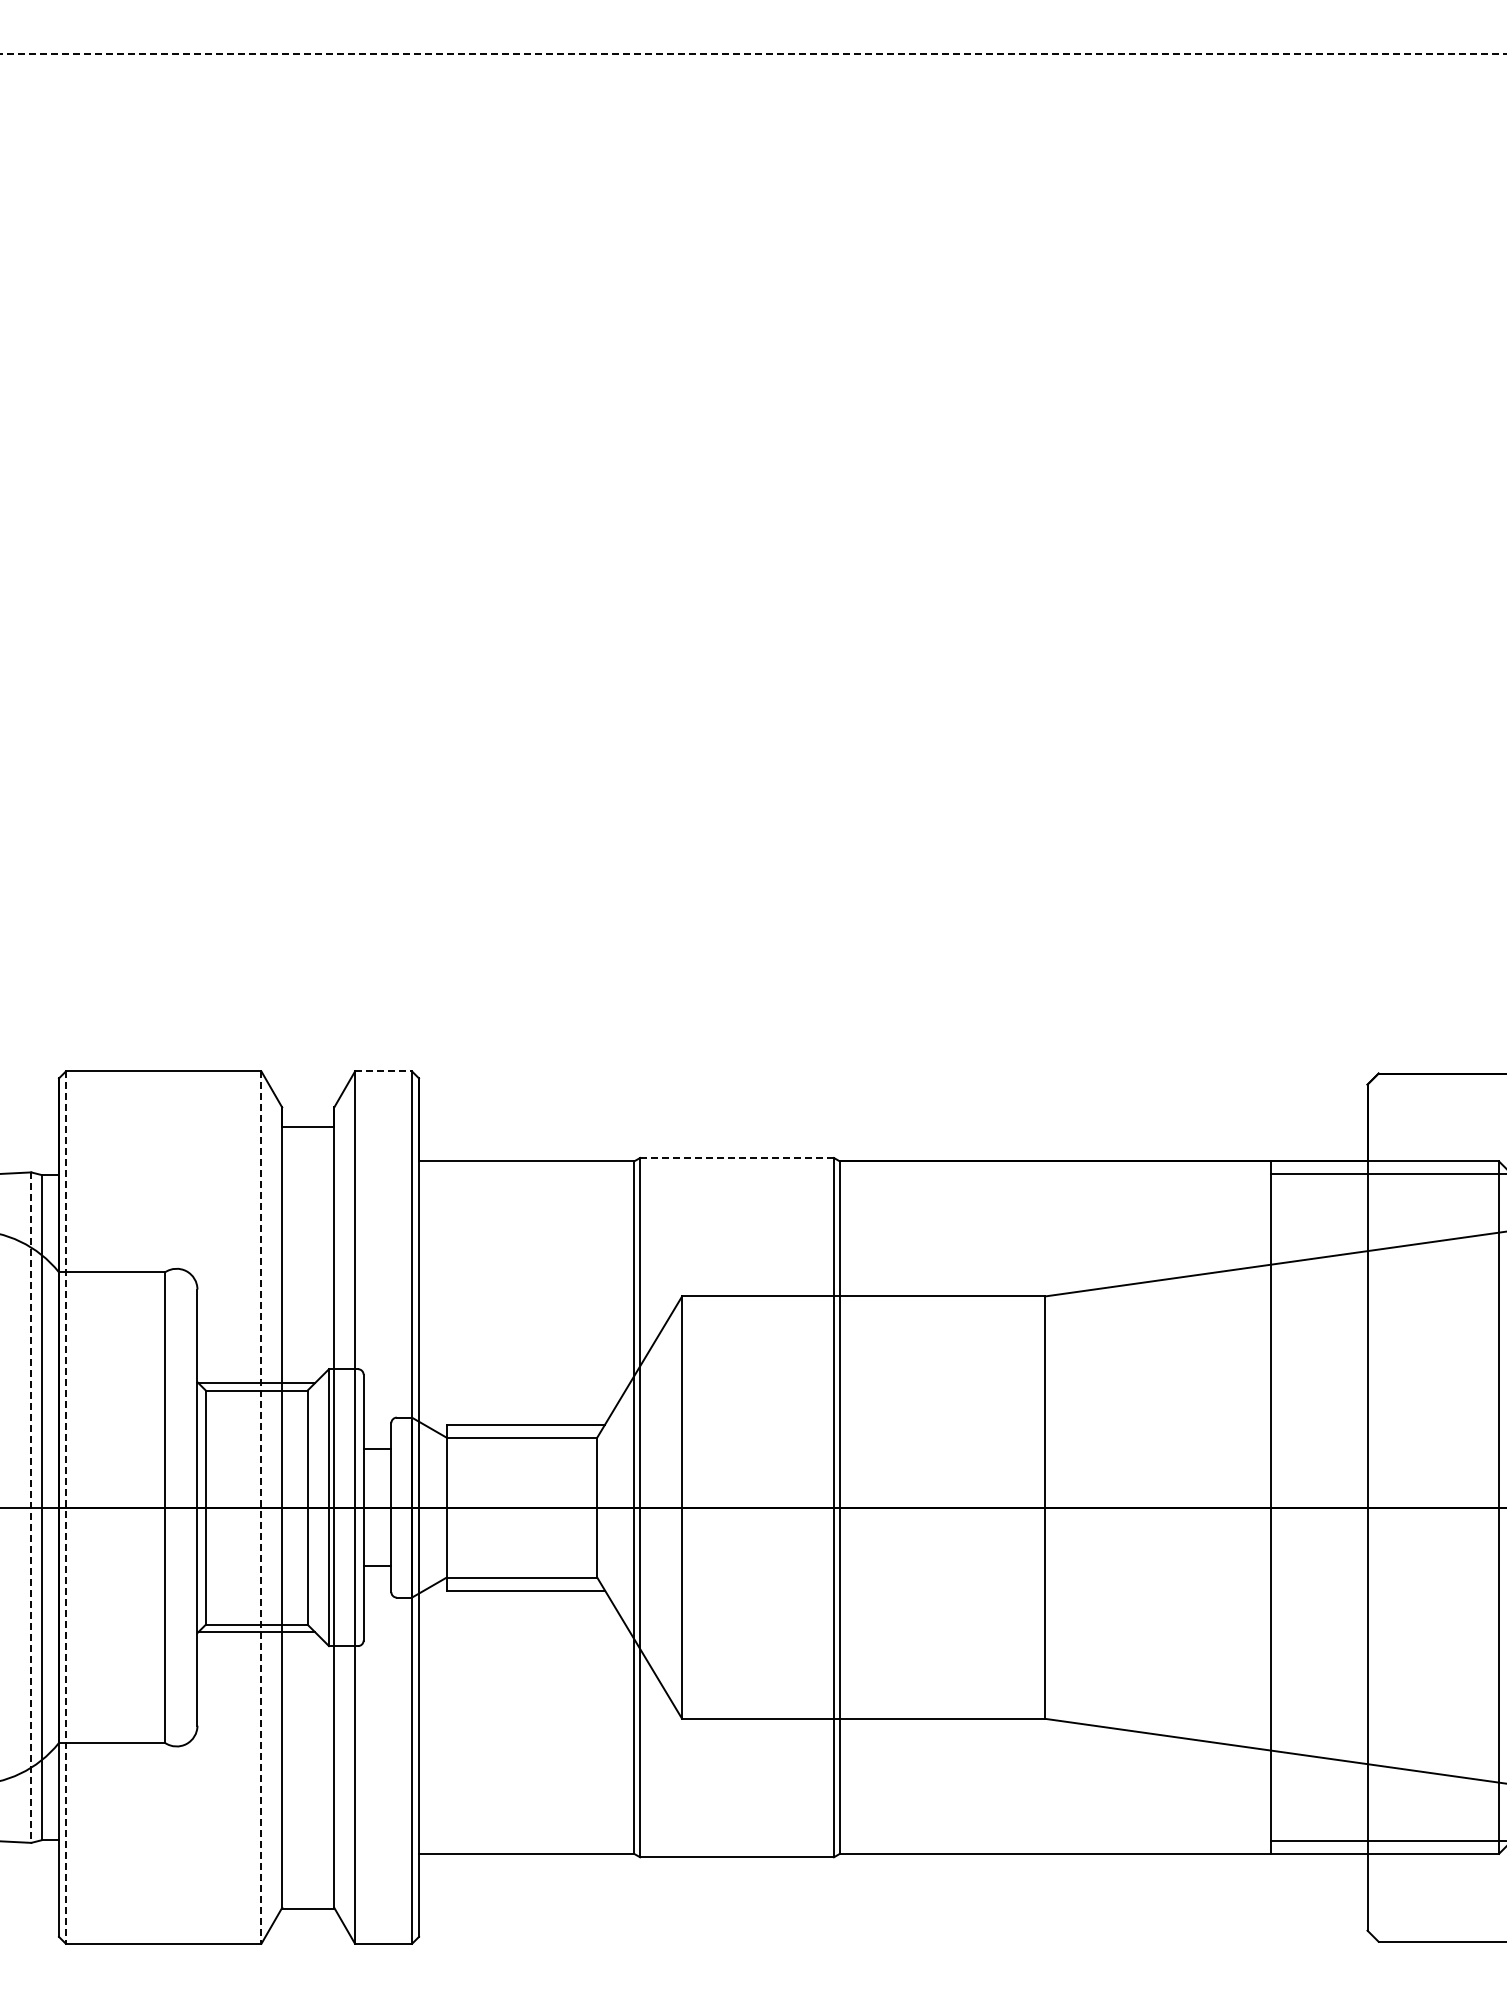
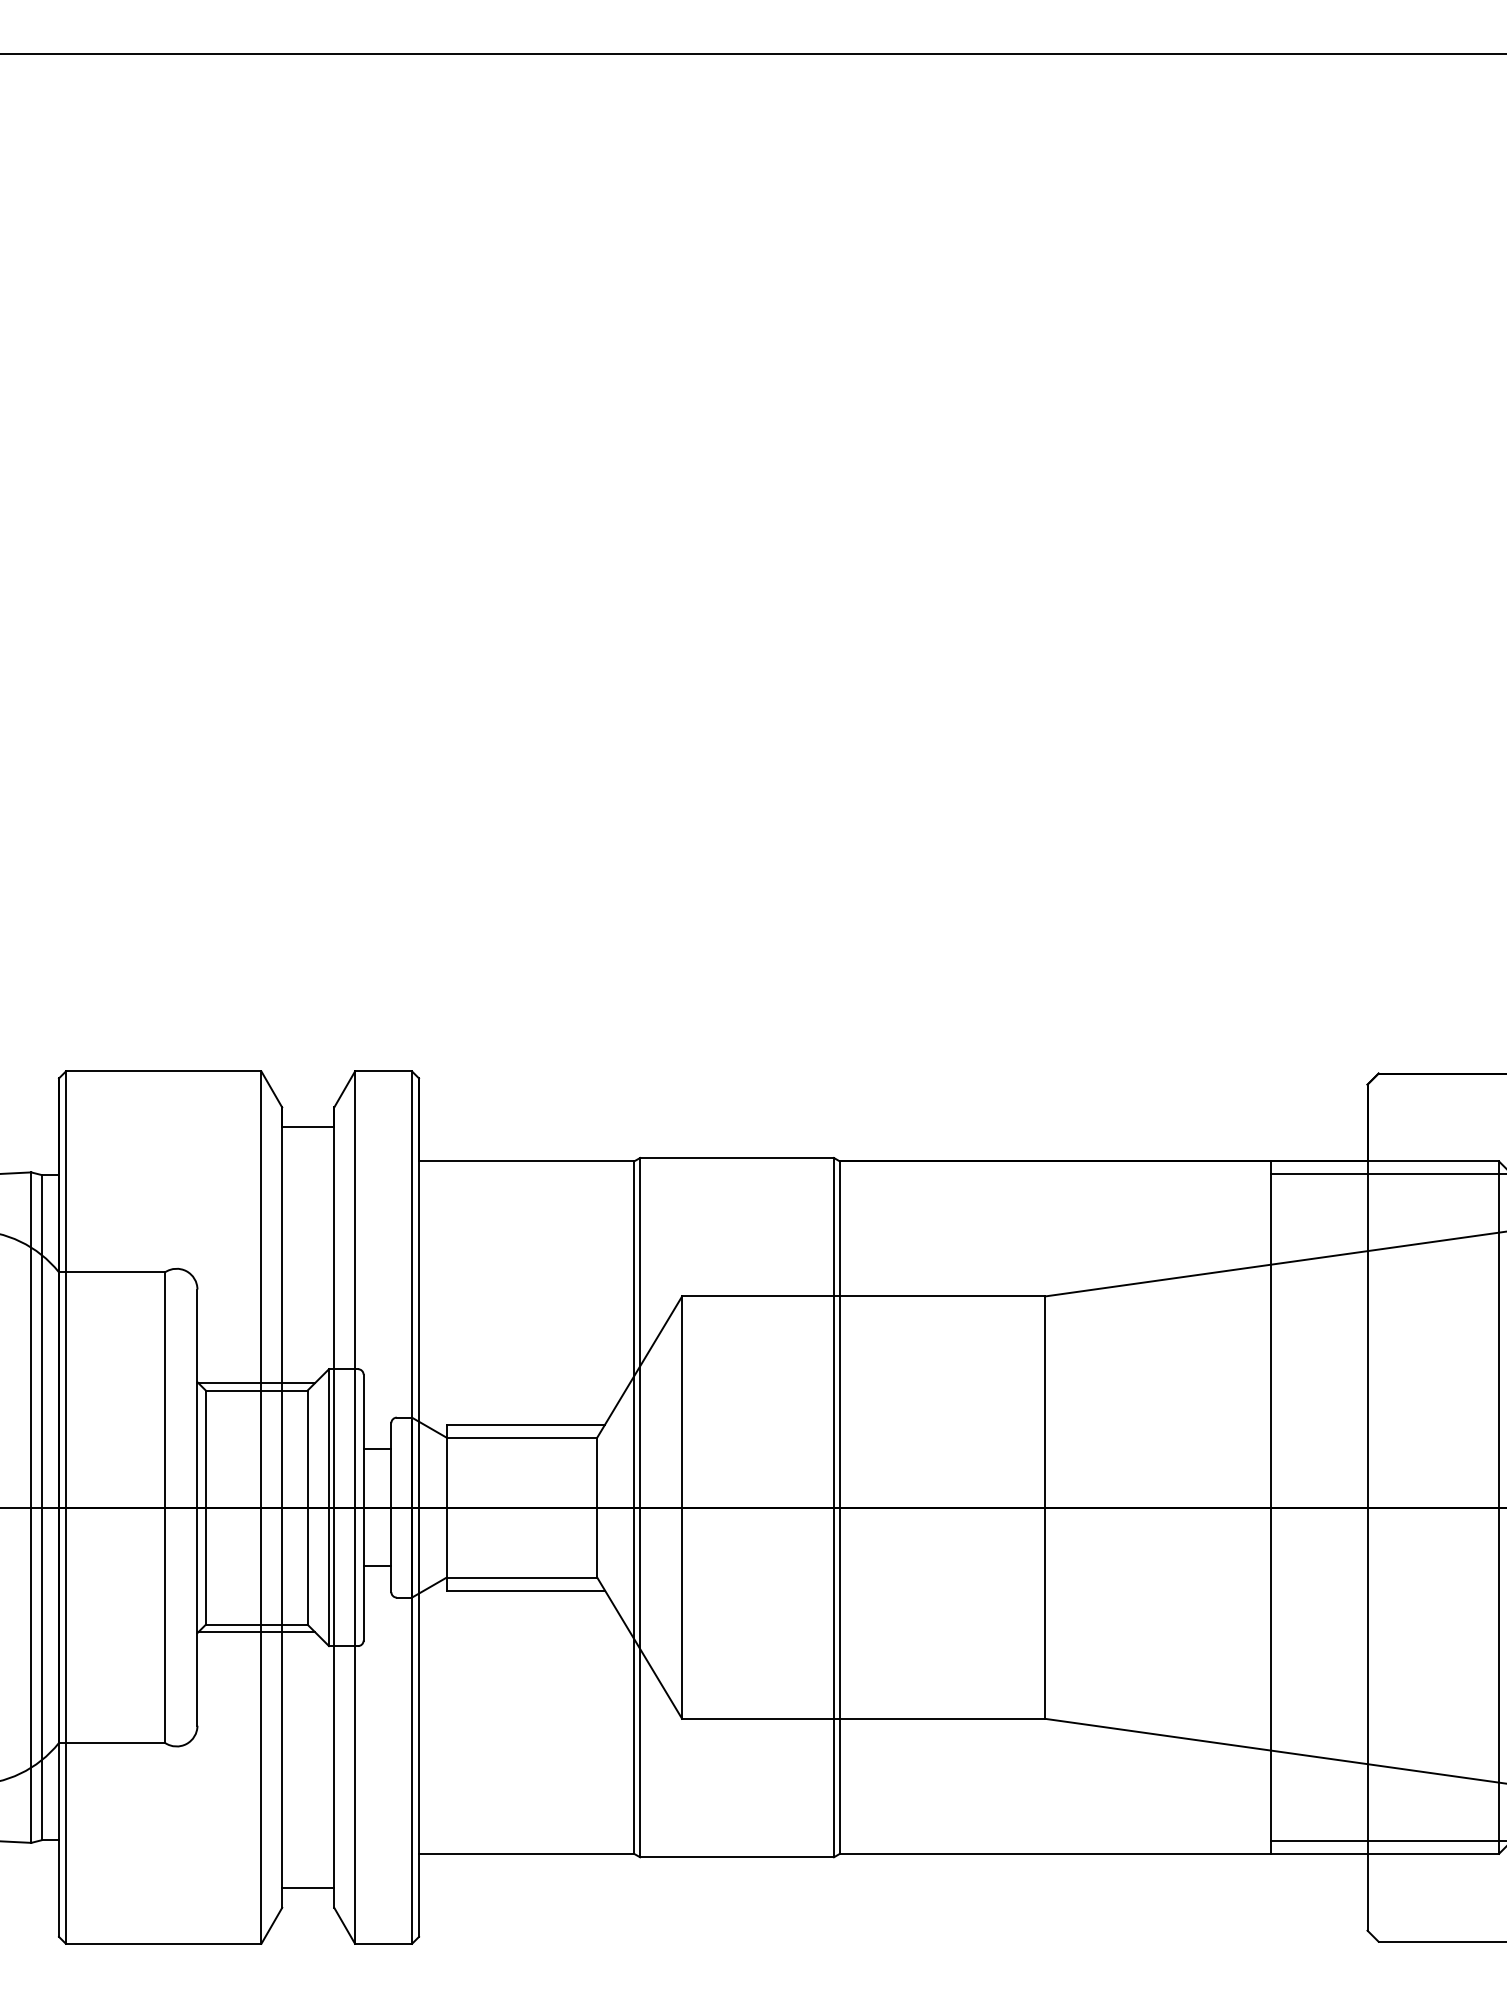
line: dashed -> solid (753, 53)
line: dashed -> solid (383, 1071)
line: dashed -> solid (737, 1158)
line: dashed -> solid (31, 1508)
line: dashed -> solid (65, 1508)
line: dashed -> solid (261, 1508)
line position: (308, 1909) -> (308, 1888) (308, 1888)
